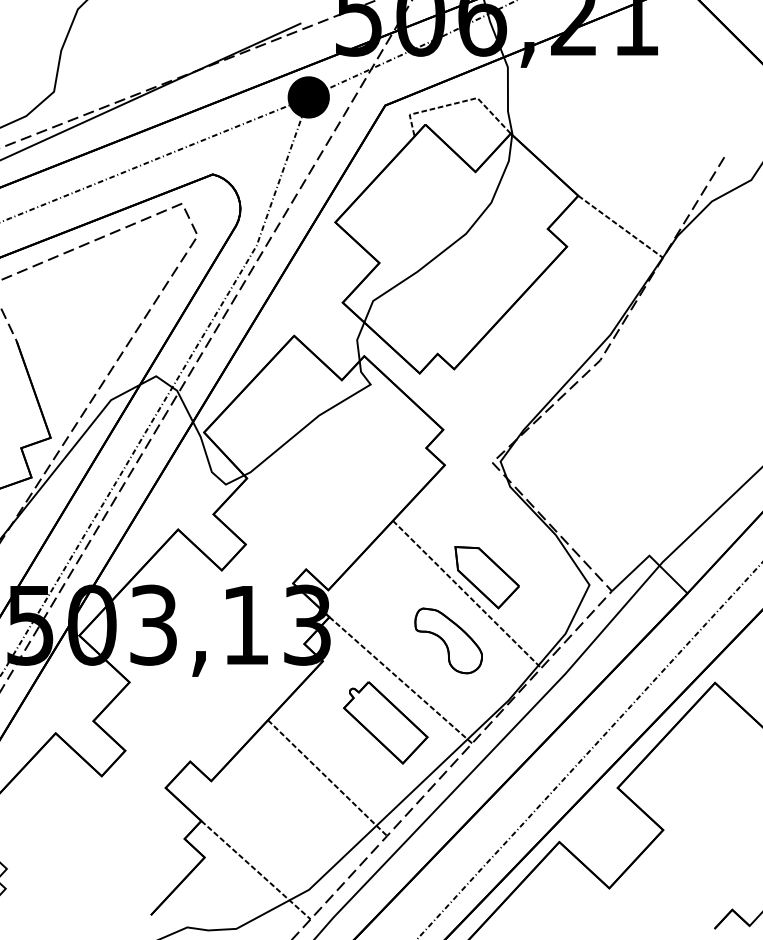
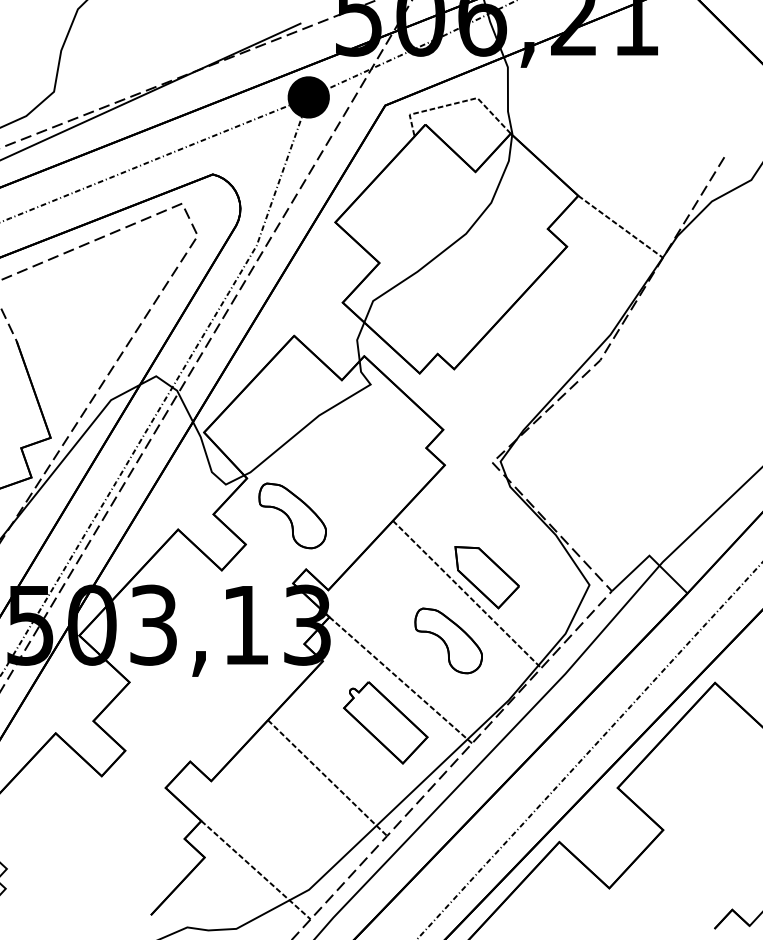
part: none -> present (292, 515)
